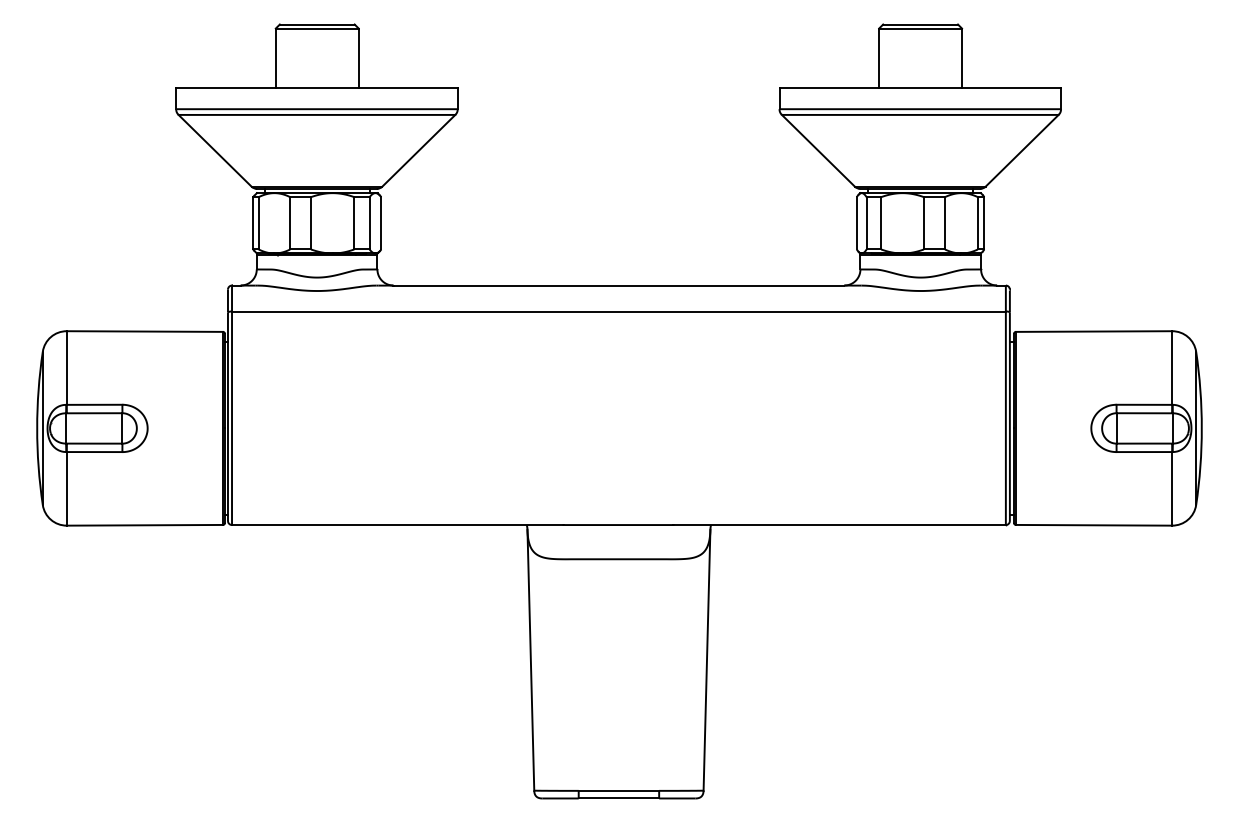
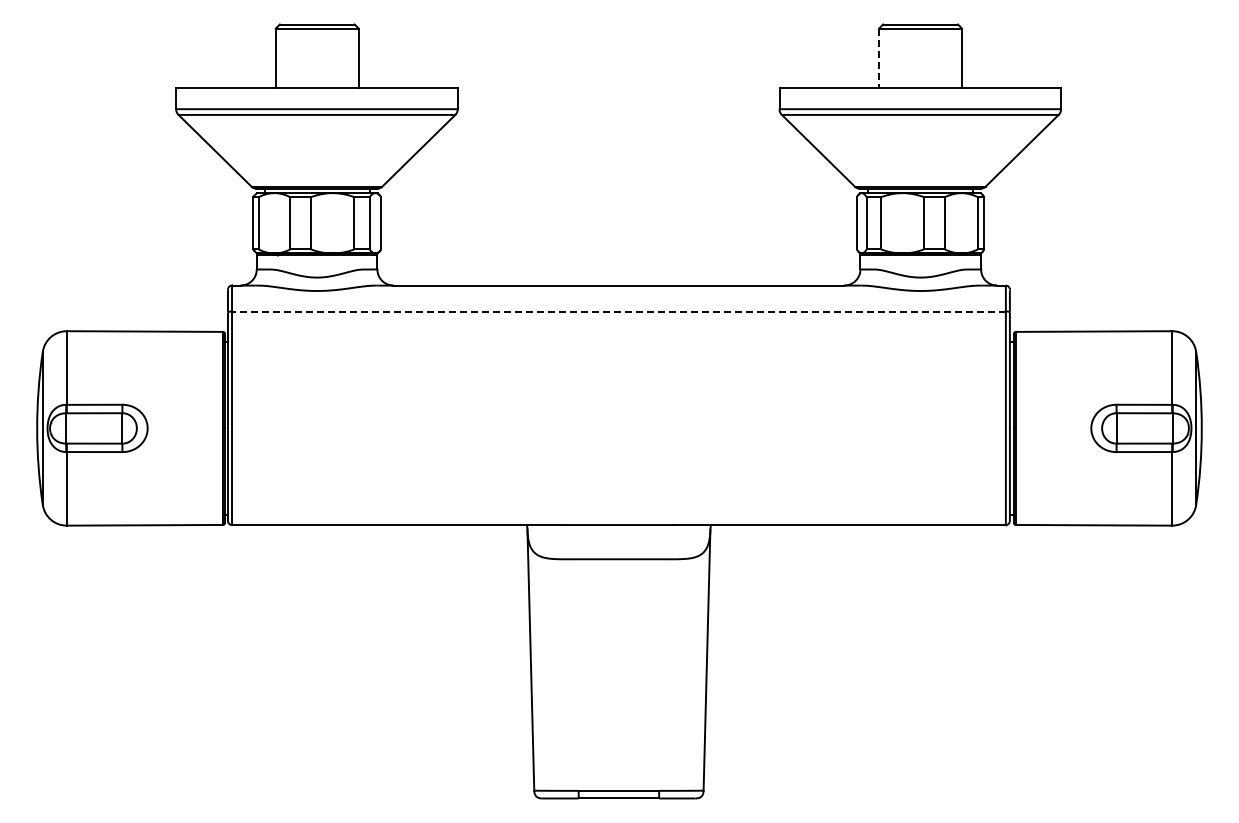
line: solid -> dashed (879, 58)
line: solid -> dashed (618, 311)
